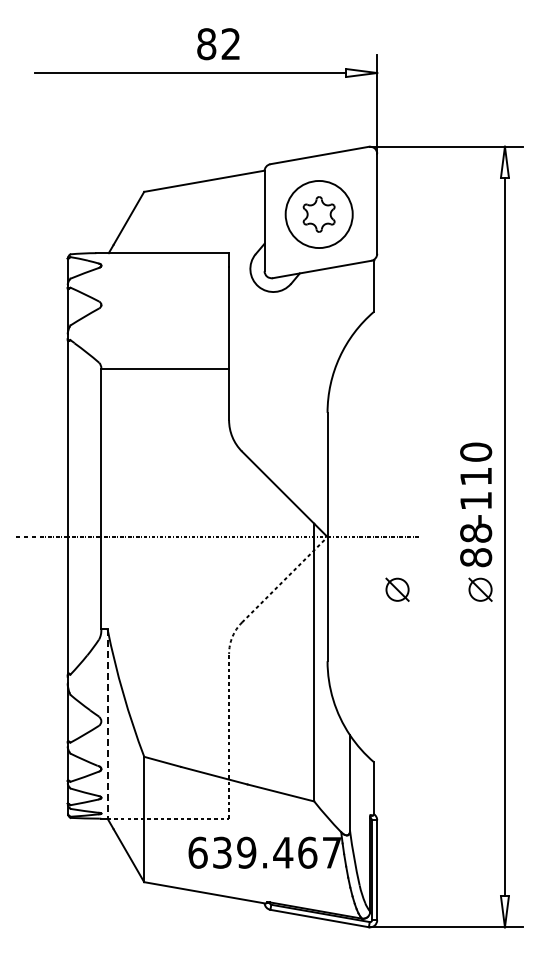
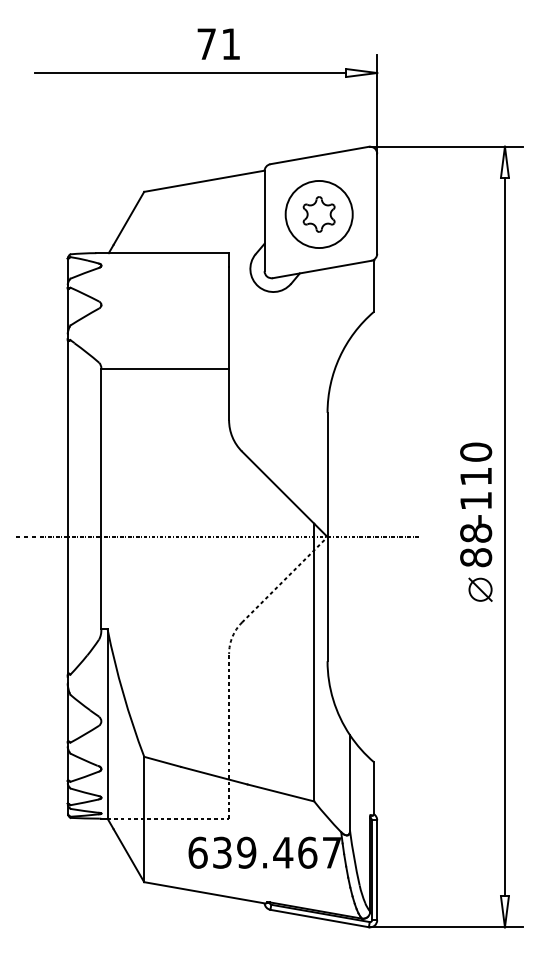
text: 82 -> 71 (218, 44)
part: present -> none (397, 589)
line: dashed -> solid (107, 723)
